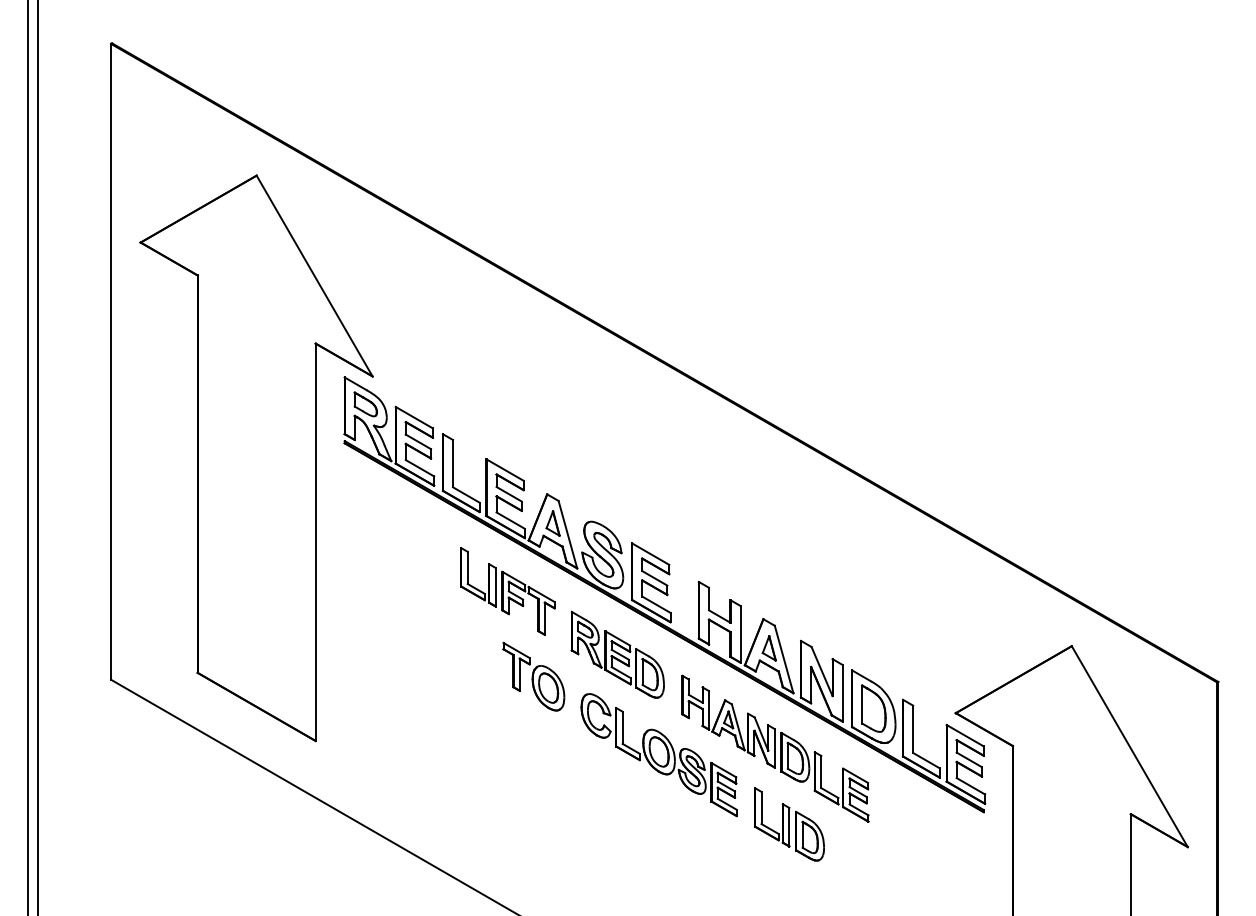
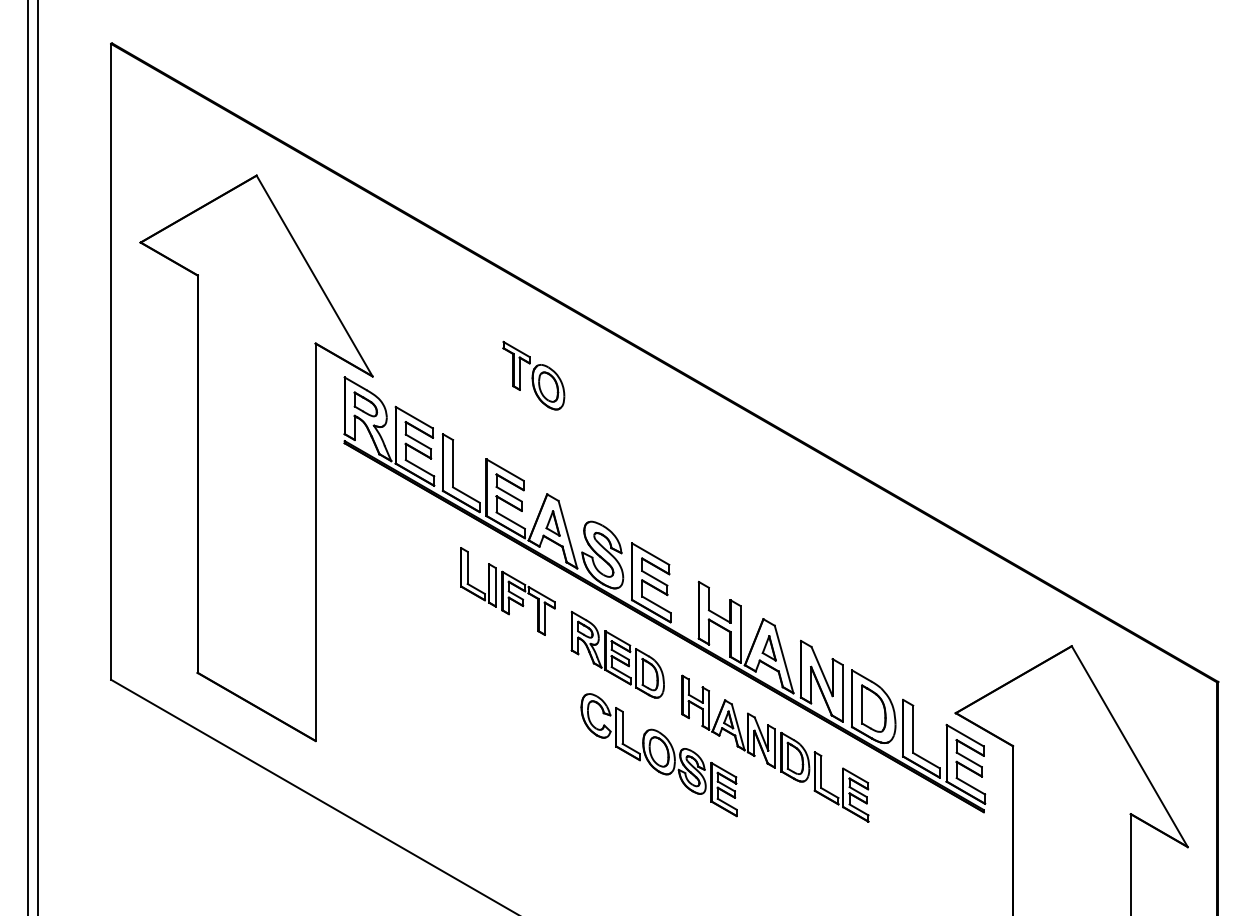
part position: (533, 676) -> (533, 375) (533, 375)
part: present -> none (789, 824)
